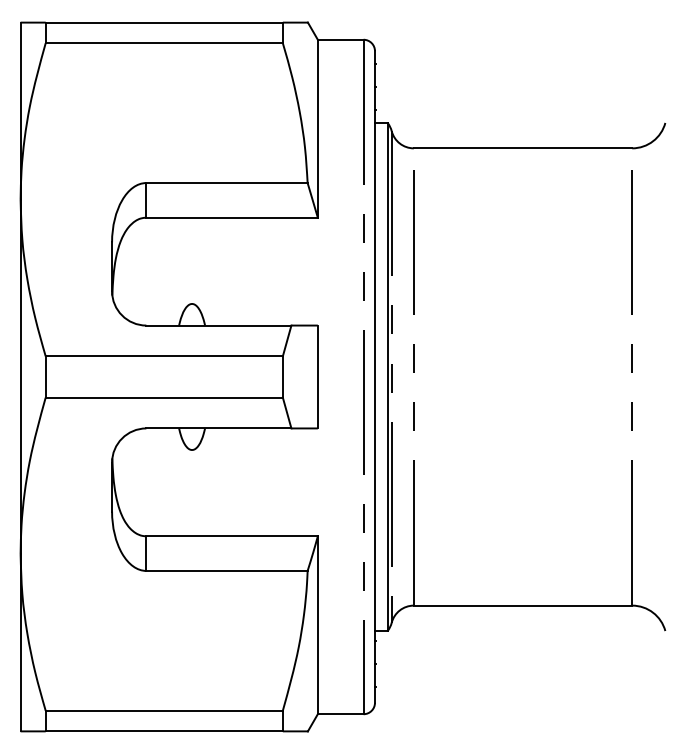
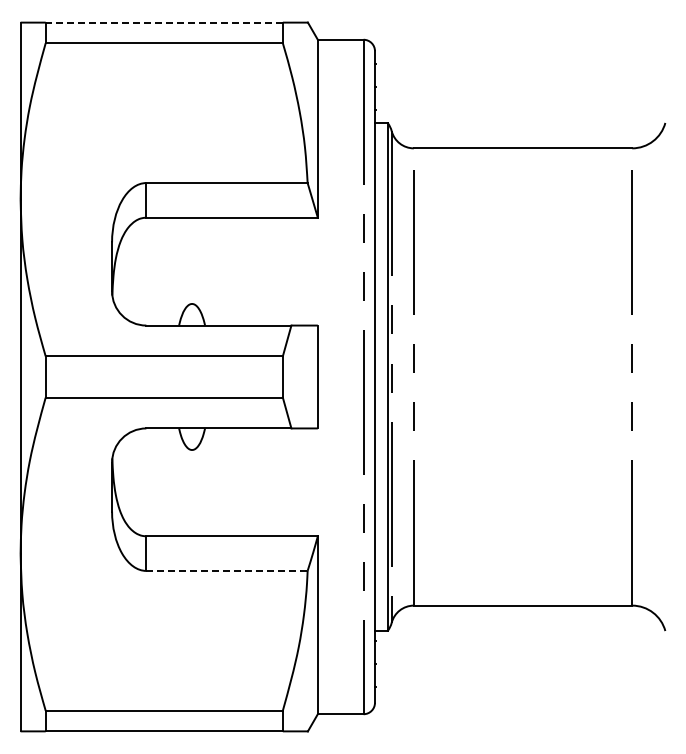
line: solid -> dashed (164, 22)
line: solid -> dashed (227, 570)
